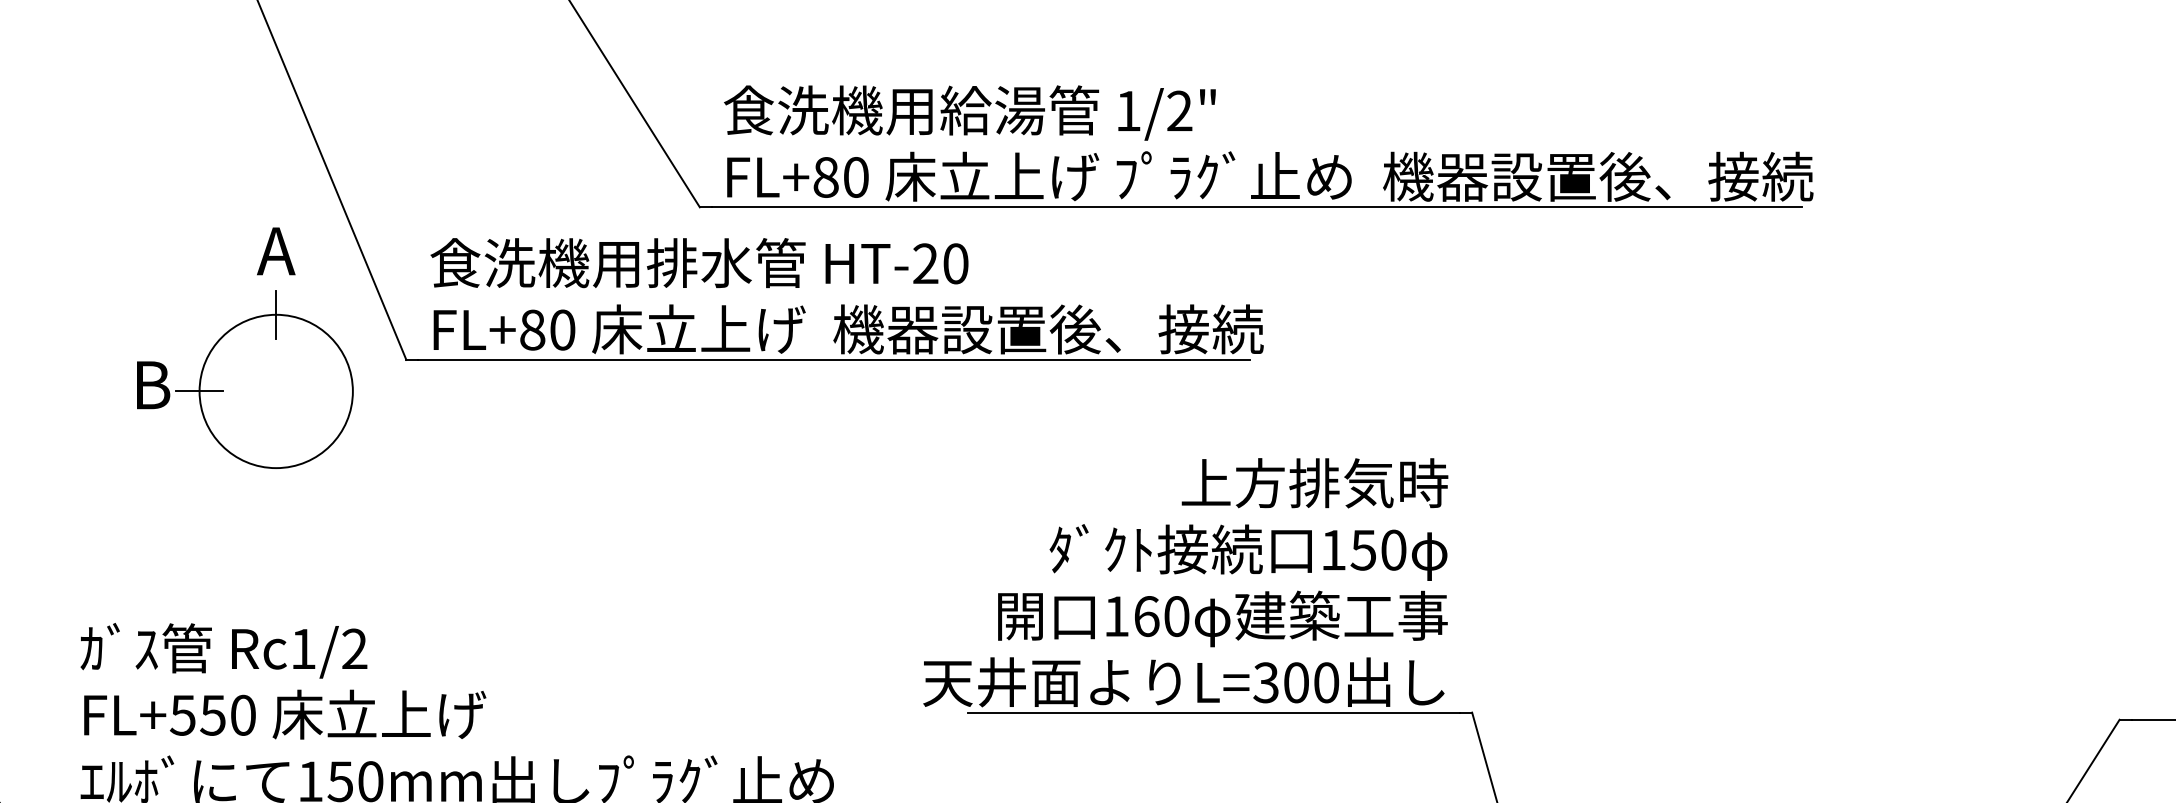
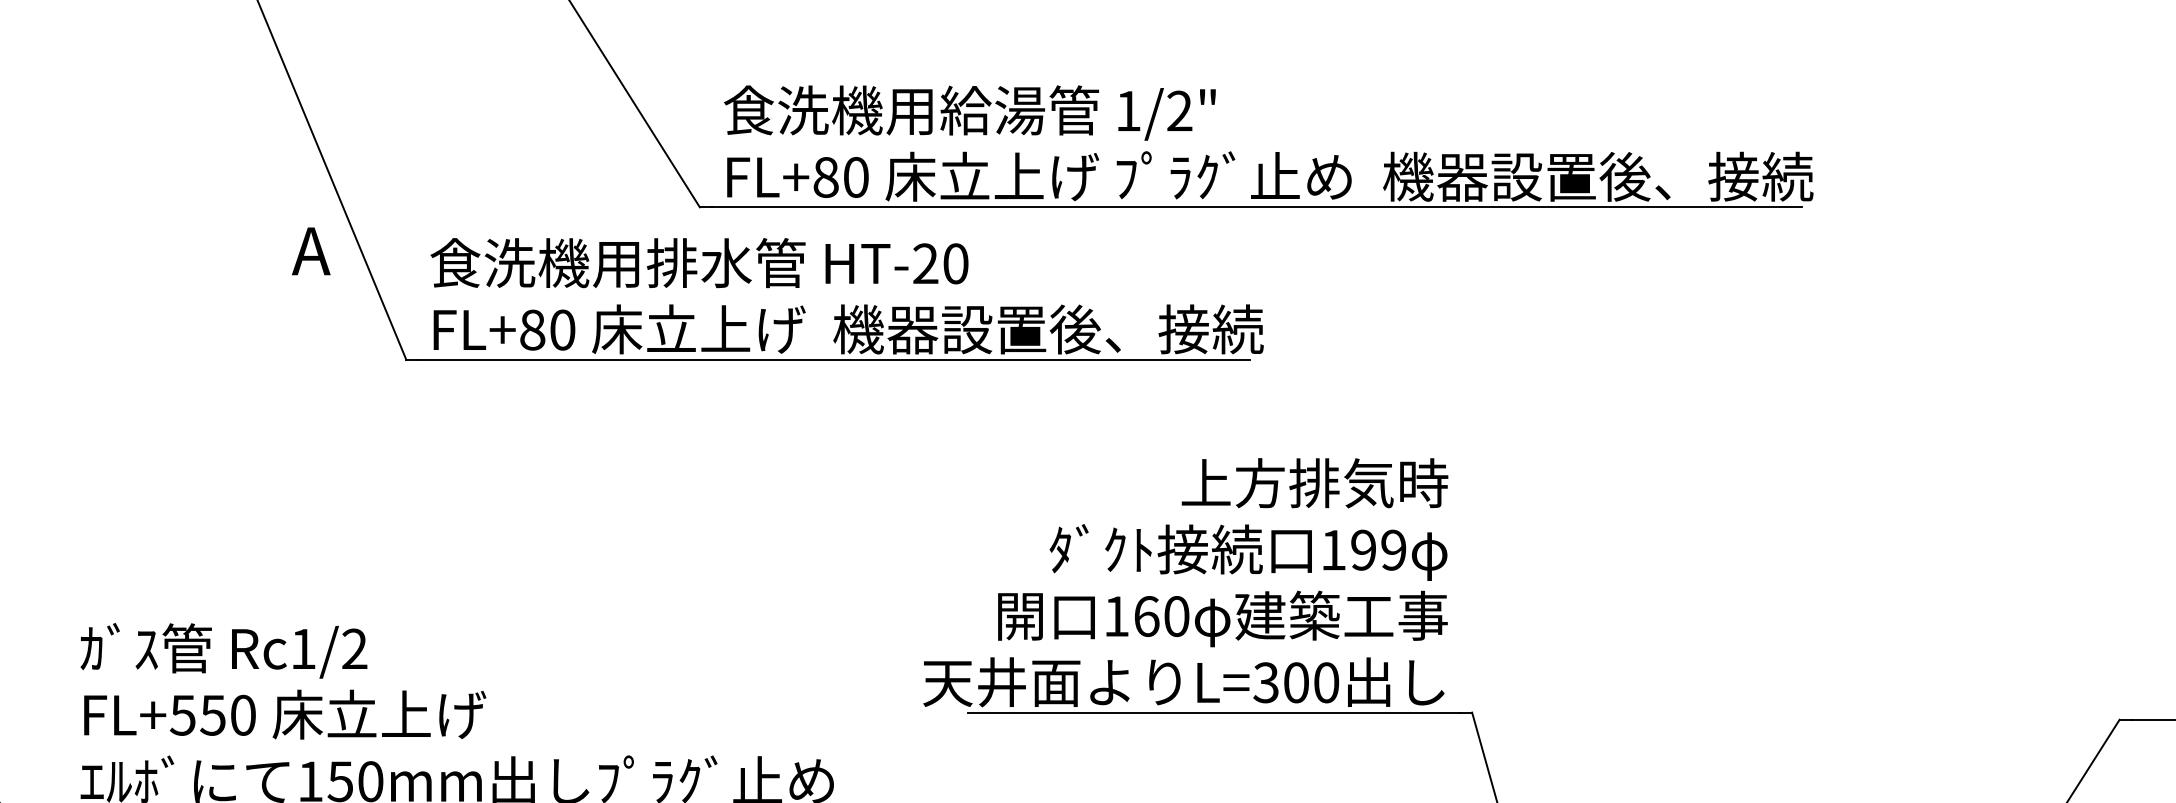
text position: (276, 251) -> (311, 251) (311, 251)
part: present -> none (245, 379)
text: 150 -> 199 (1378, 549)
